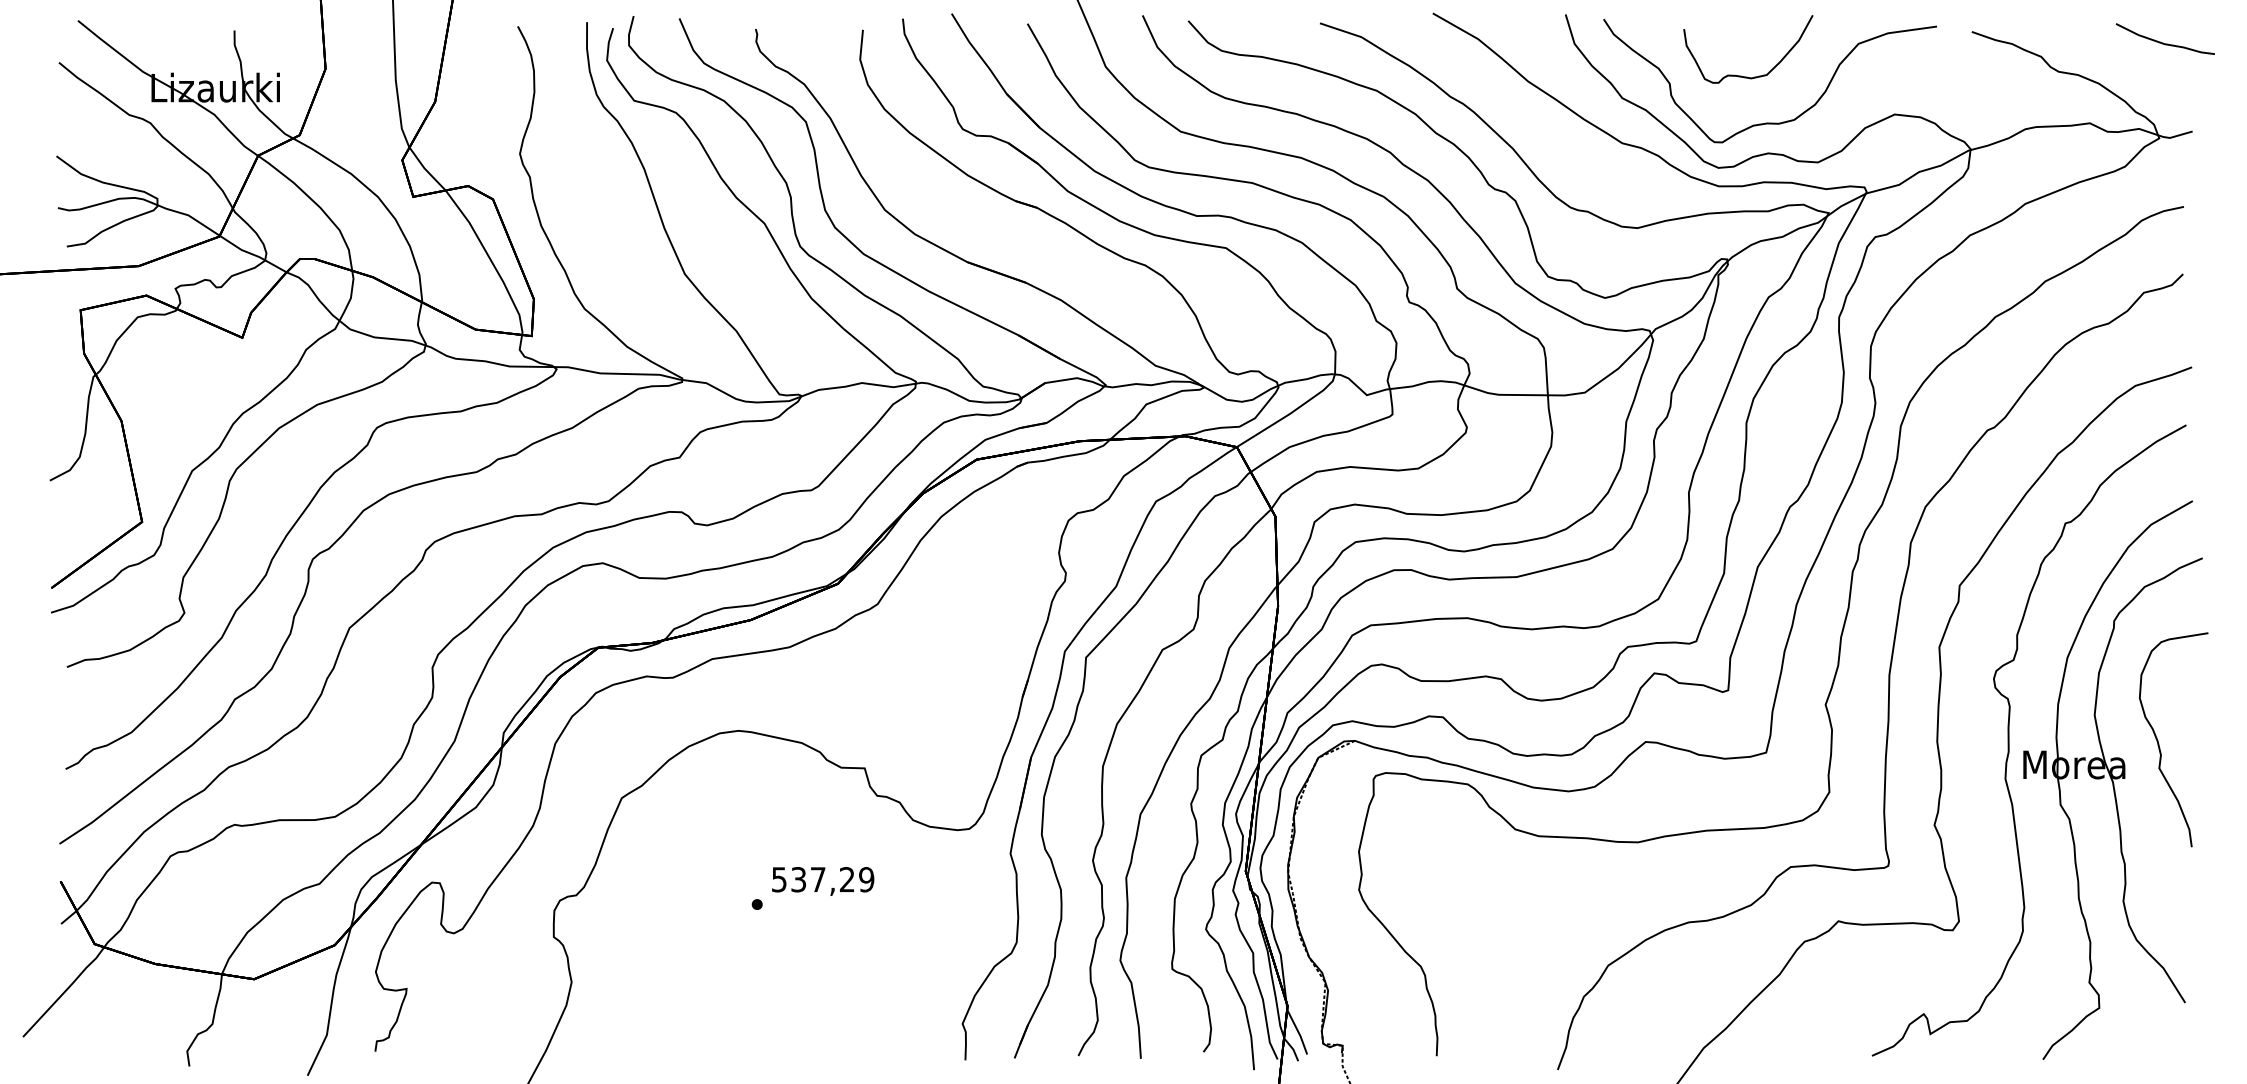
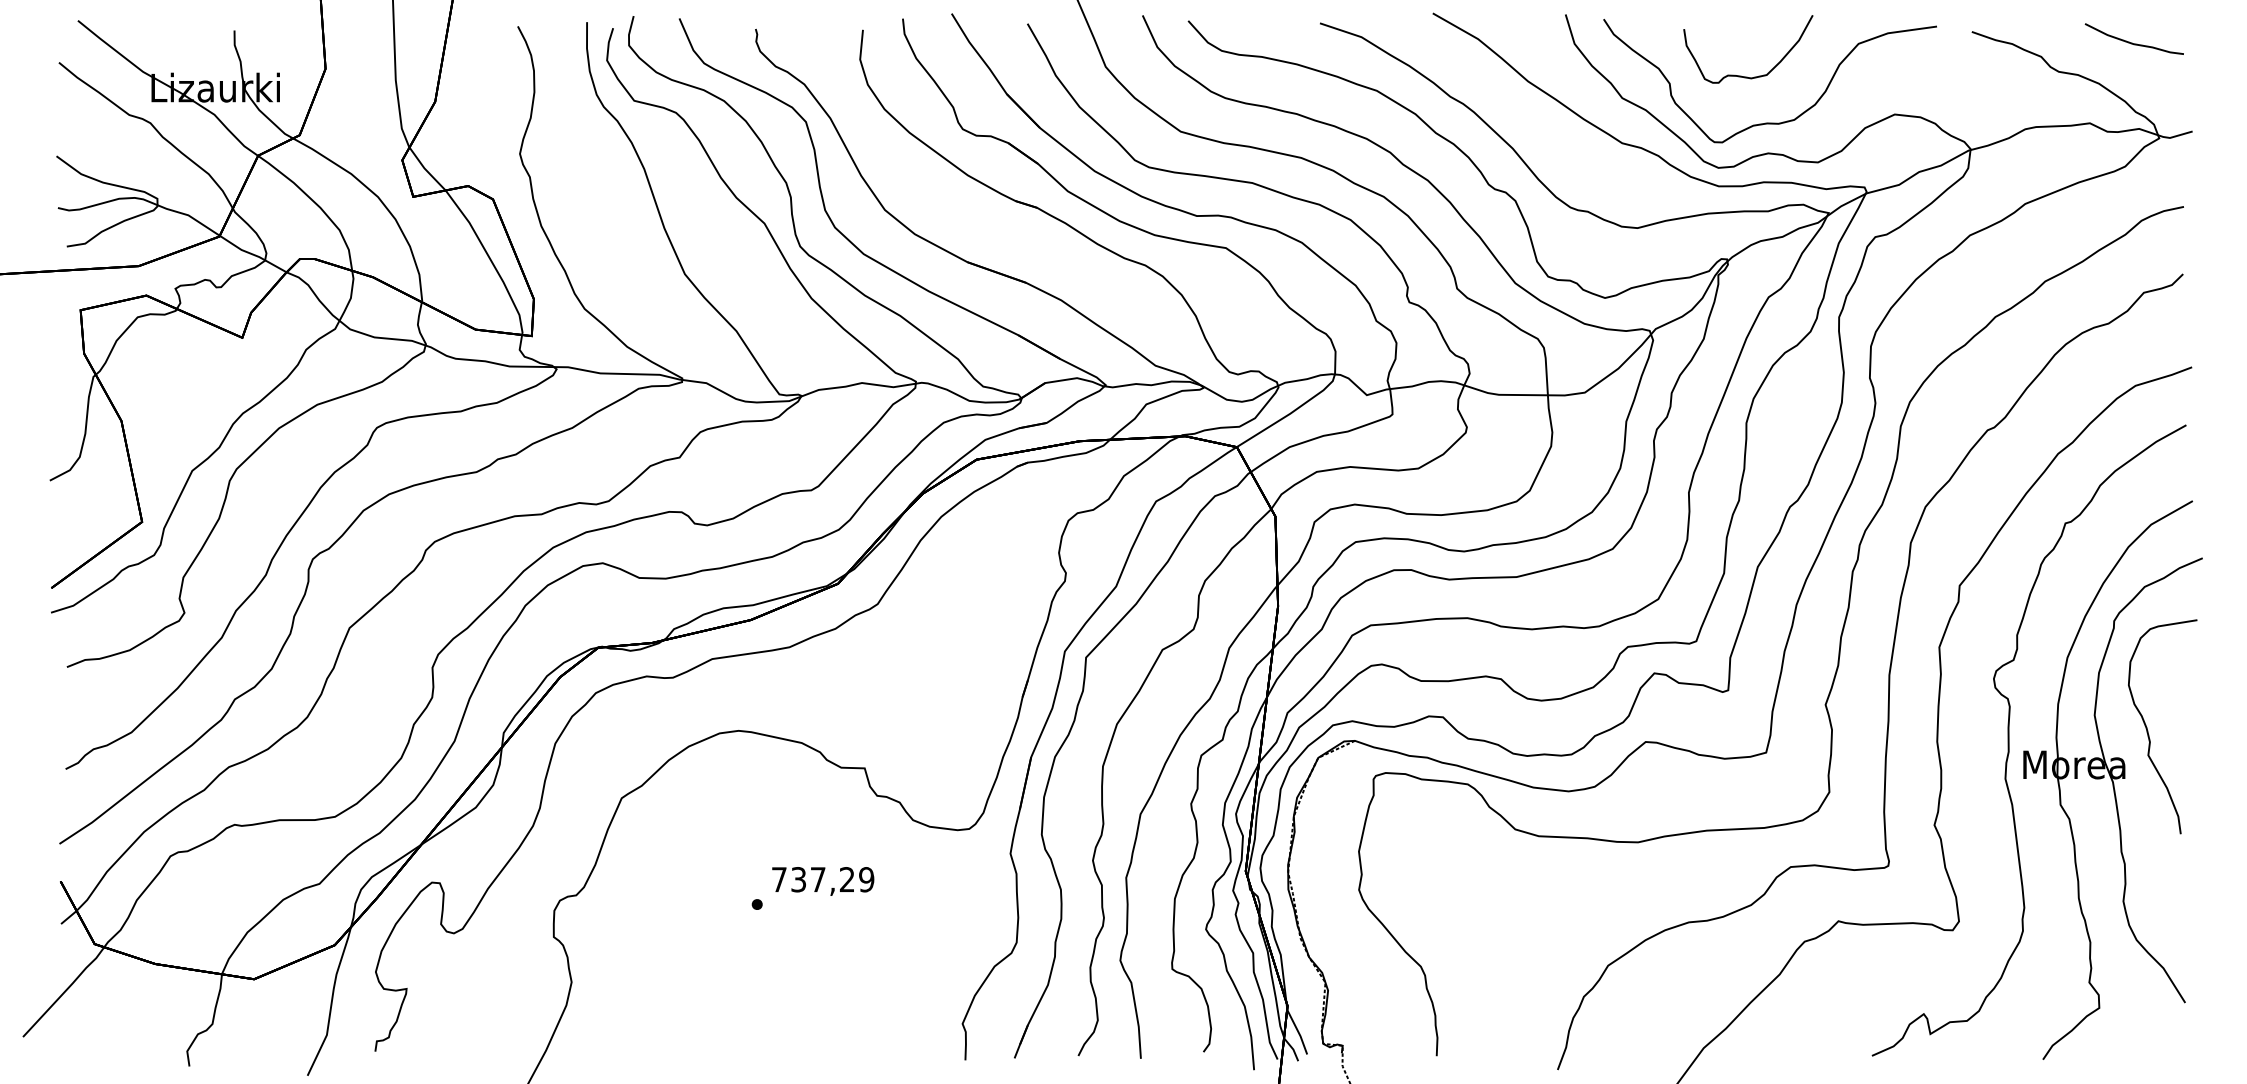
curve position: (2163, 42) -> (2132, 42) (2132, 42)
curve position: (2159, 743) -> (2148, 730) (2148, 730)
text: 537,29 -> 737,29 (779, 879)
